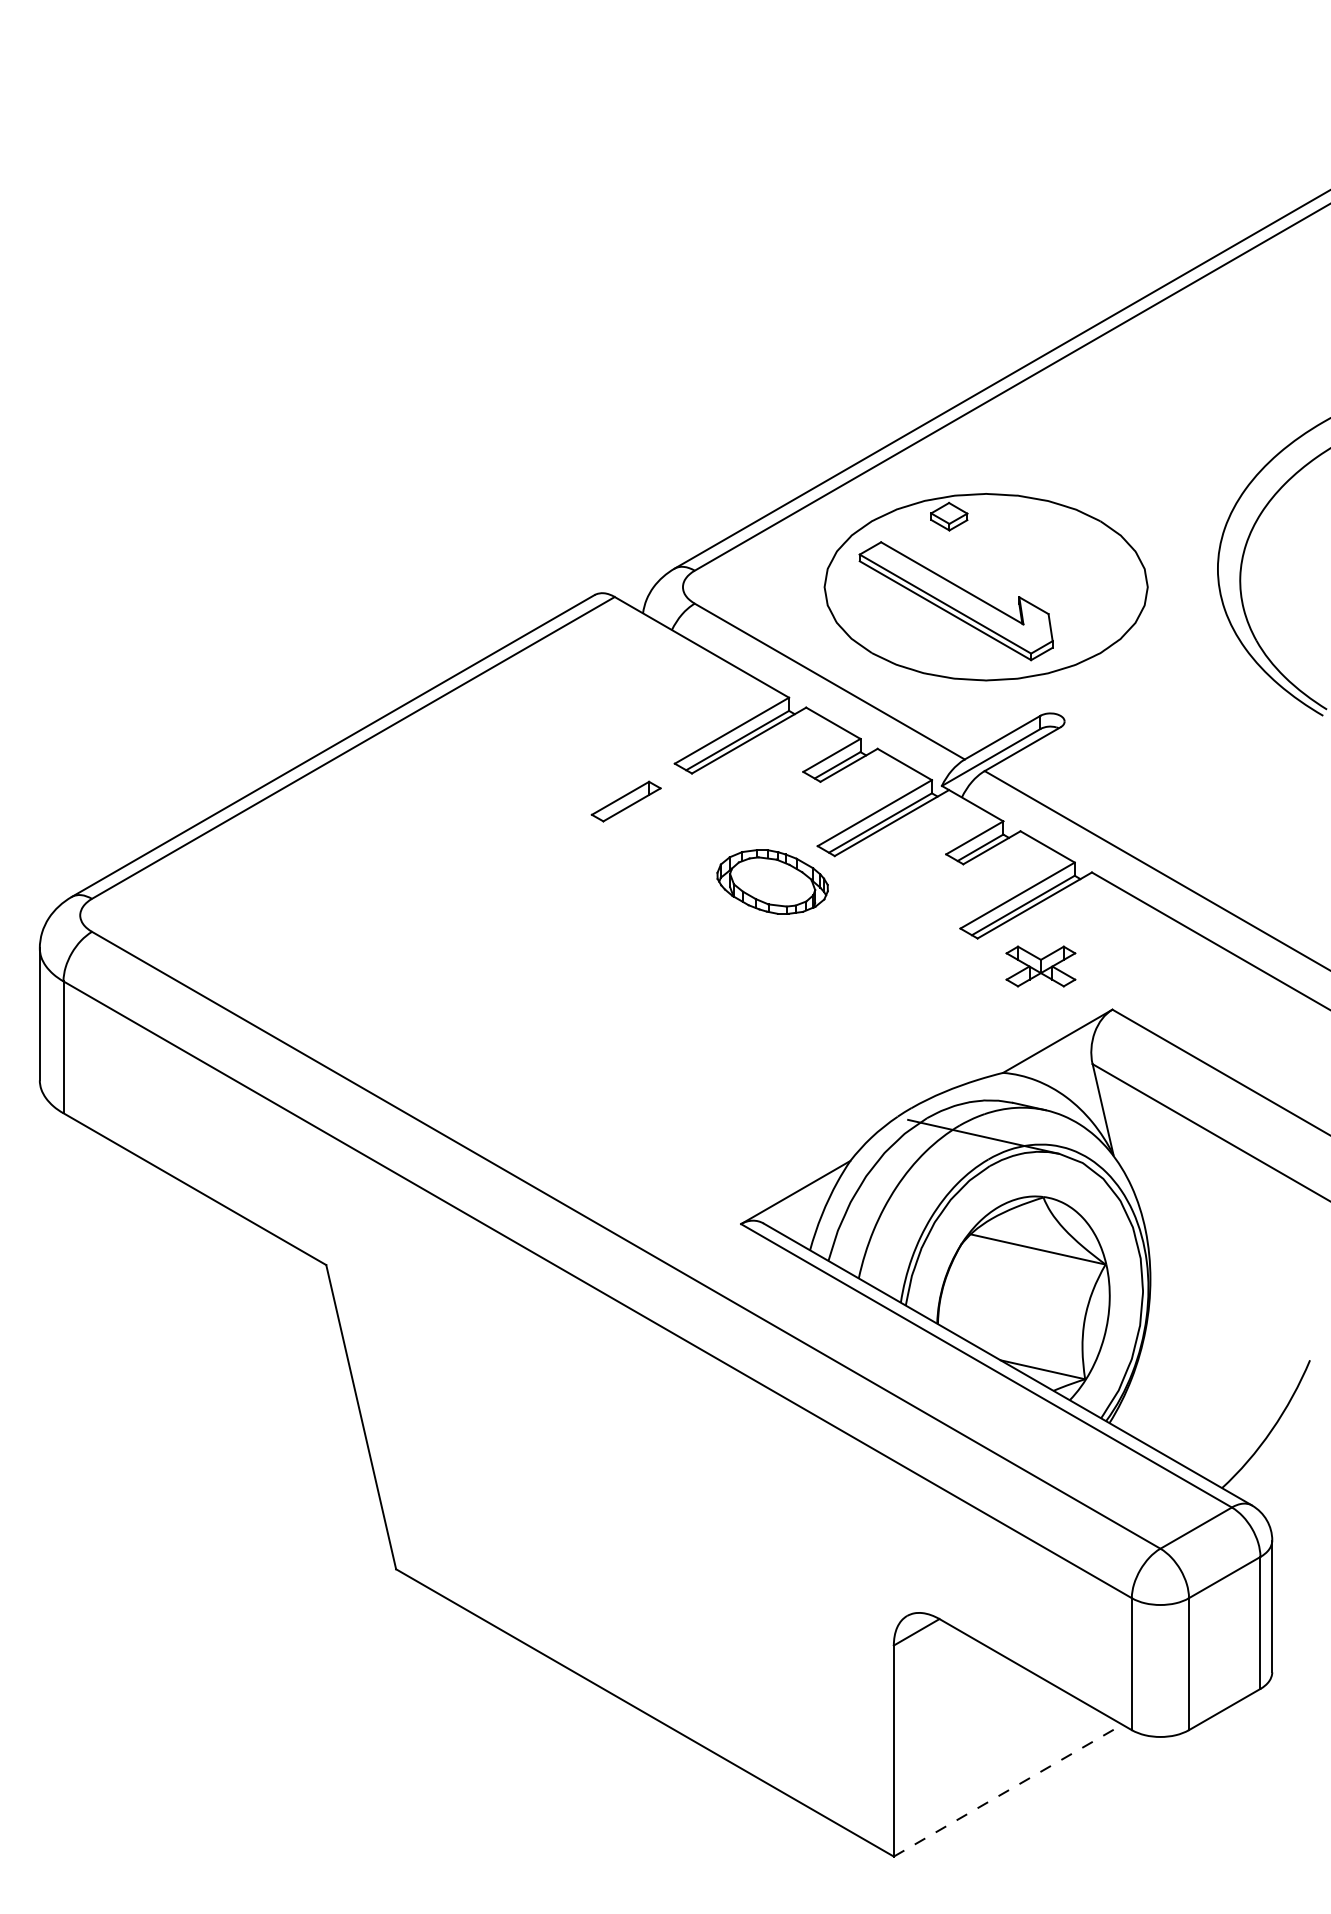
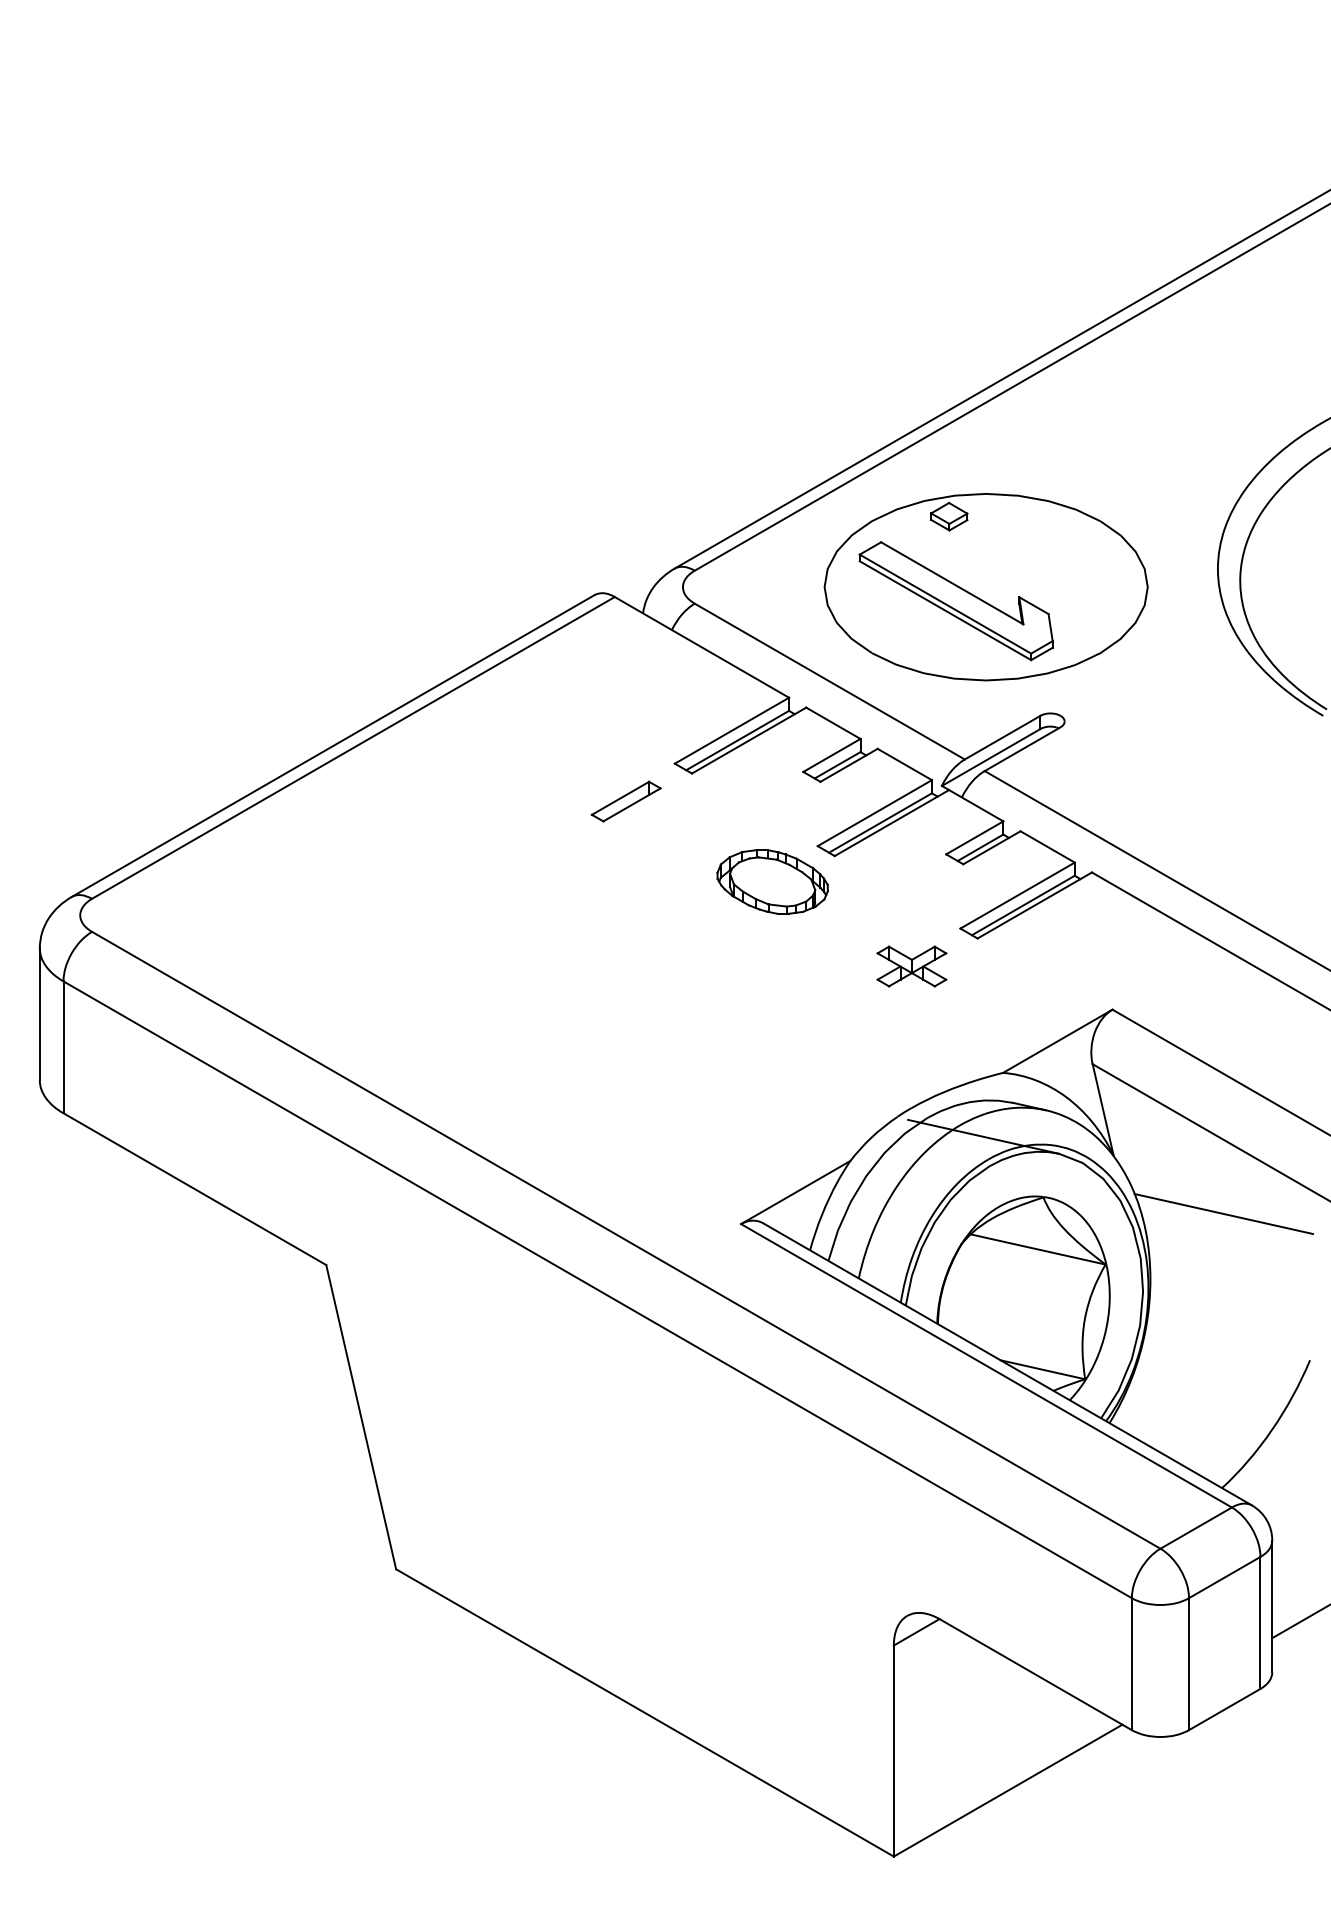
part position: (1040, 966) -> (911, 966) (911, 966)
line: none -> present (1223, 1214)
line: none -> present (1299, 1622)
line: dashed -> solid (1008, 1790)
